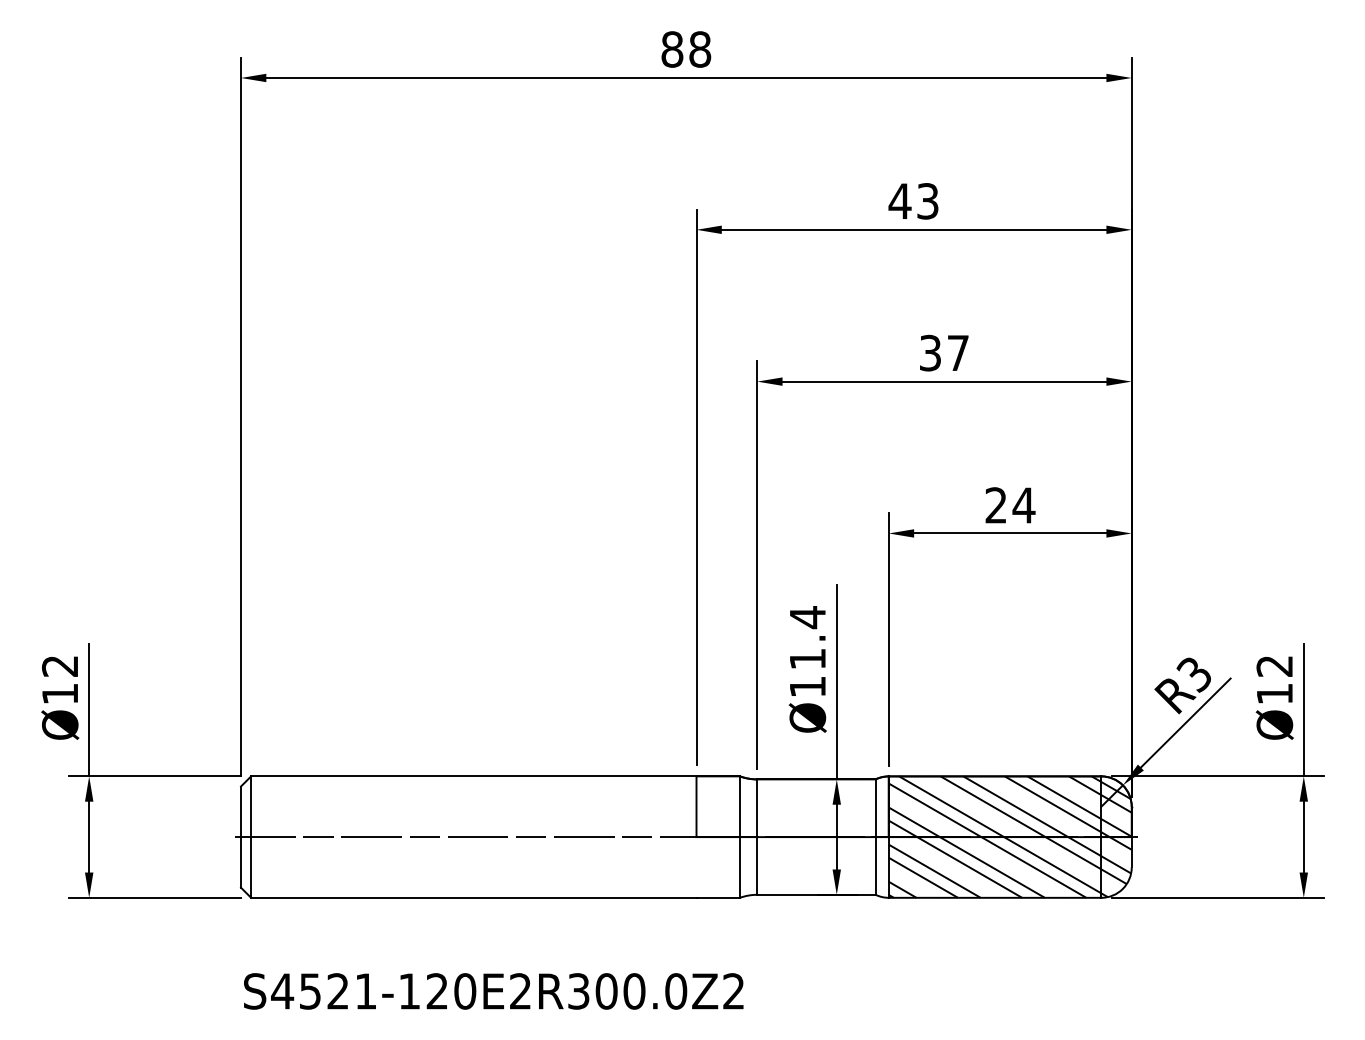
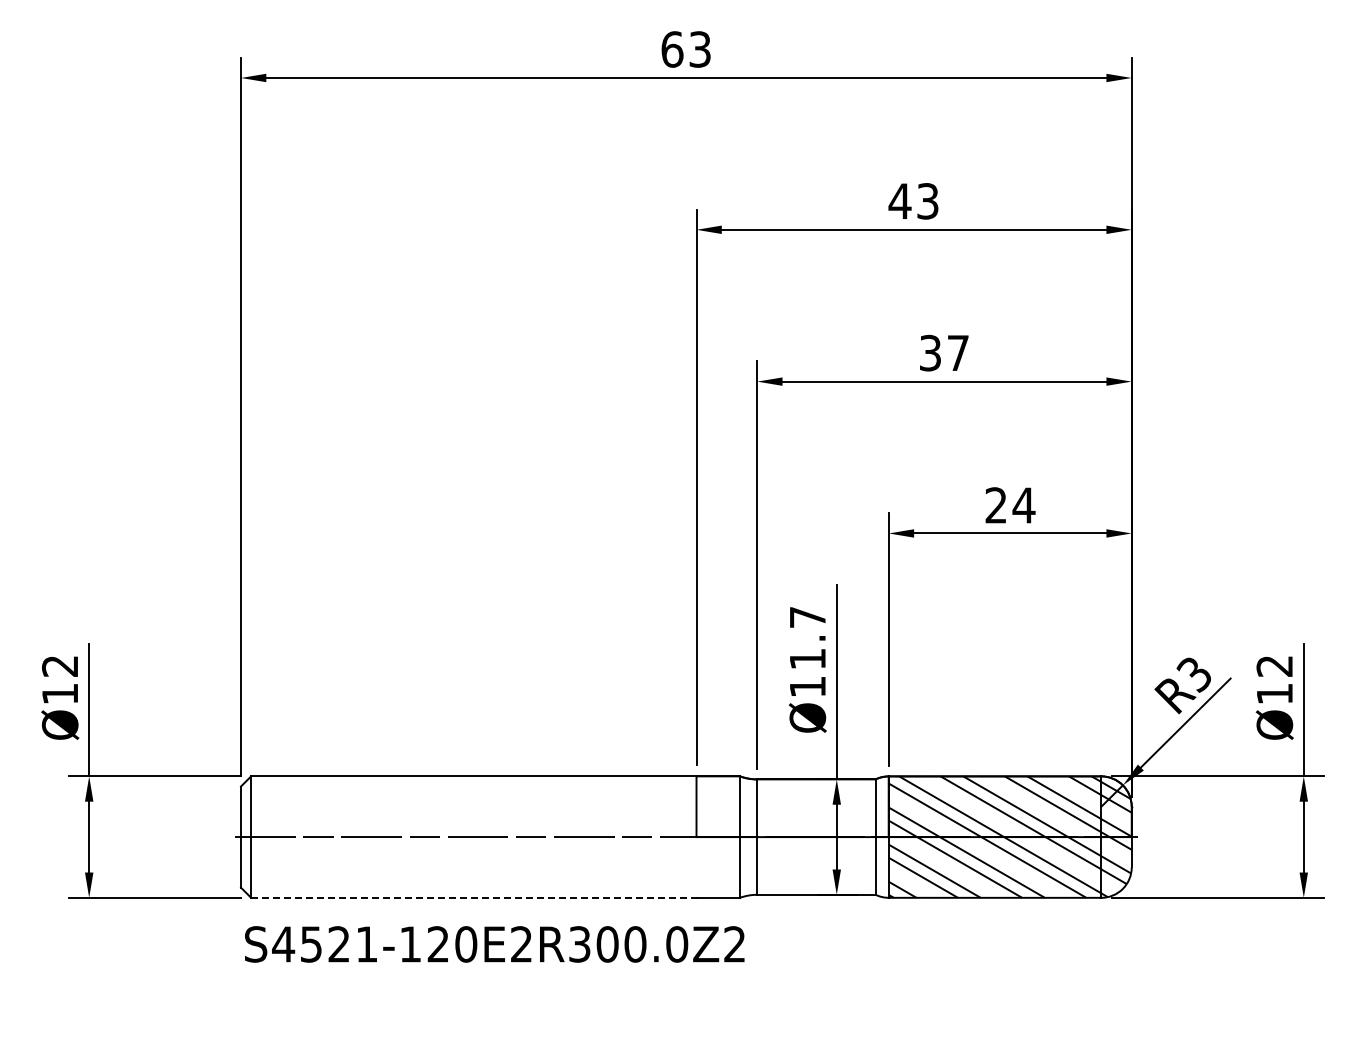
text: 88 -> 63 (686, 49)
text: Ø11.4 -> Ø11.7 (807, 617)
line: solid -> dashed (473, 897)
text position: (493, 991) -> (494, 944) (494, 944)
